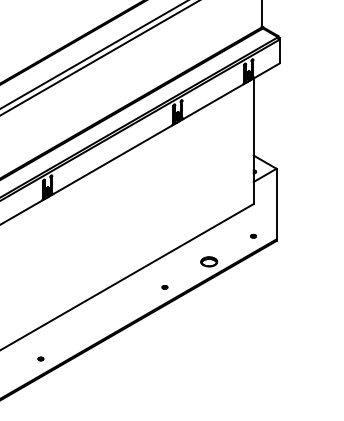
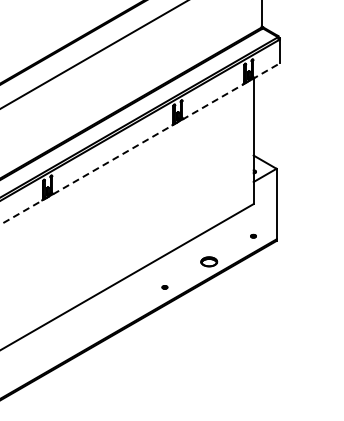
line: present -> none (99, 58)
line: solid -> dashed (140, 143)
part: present -> none (40, 358)
